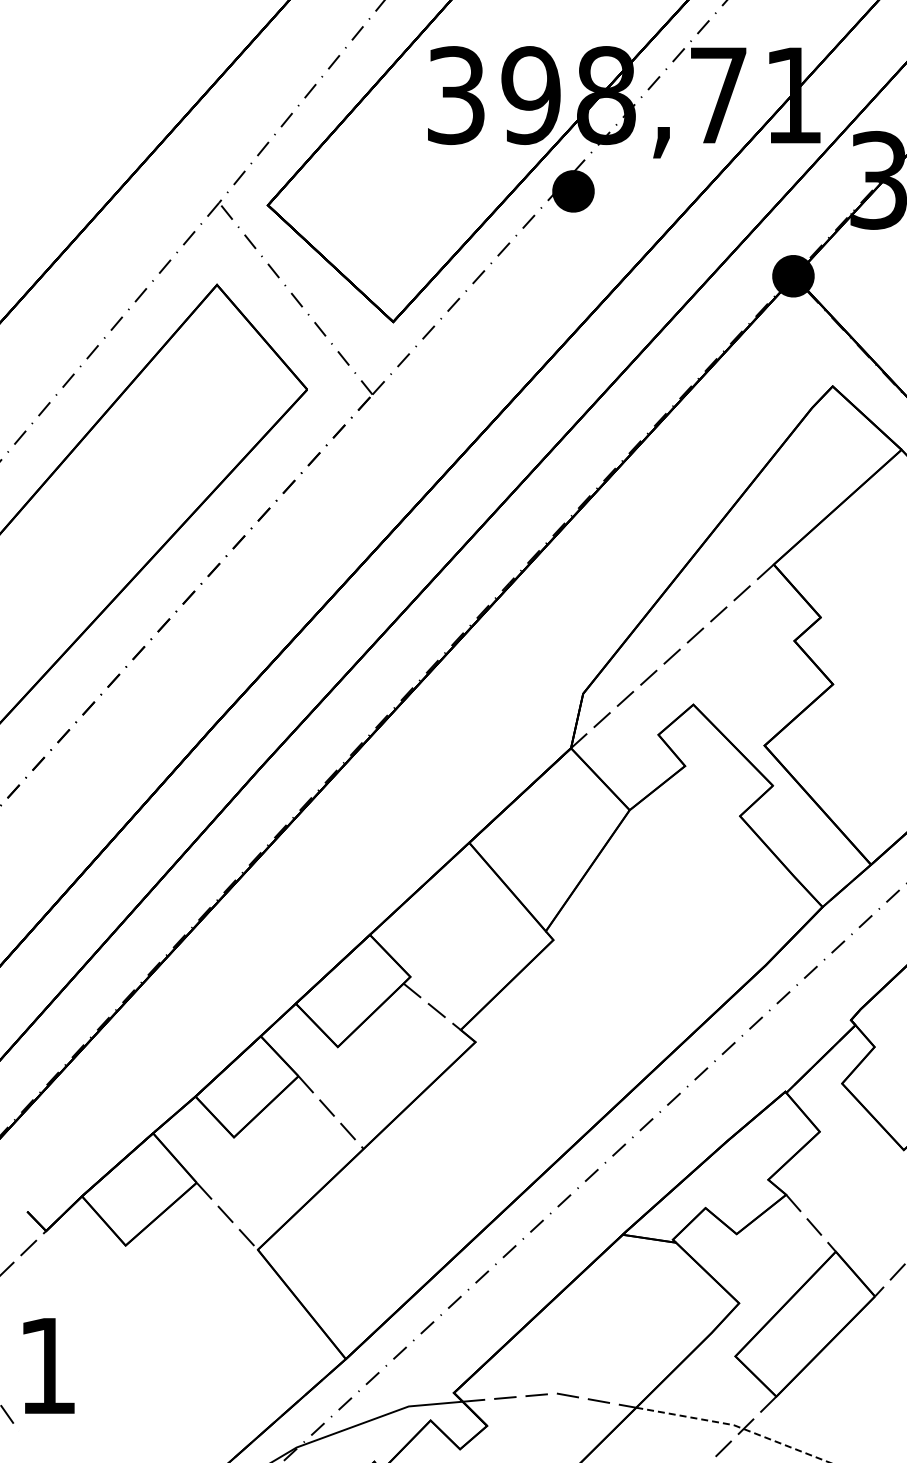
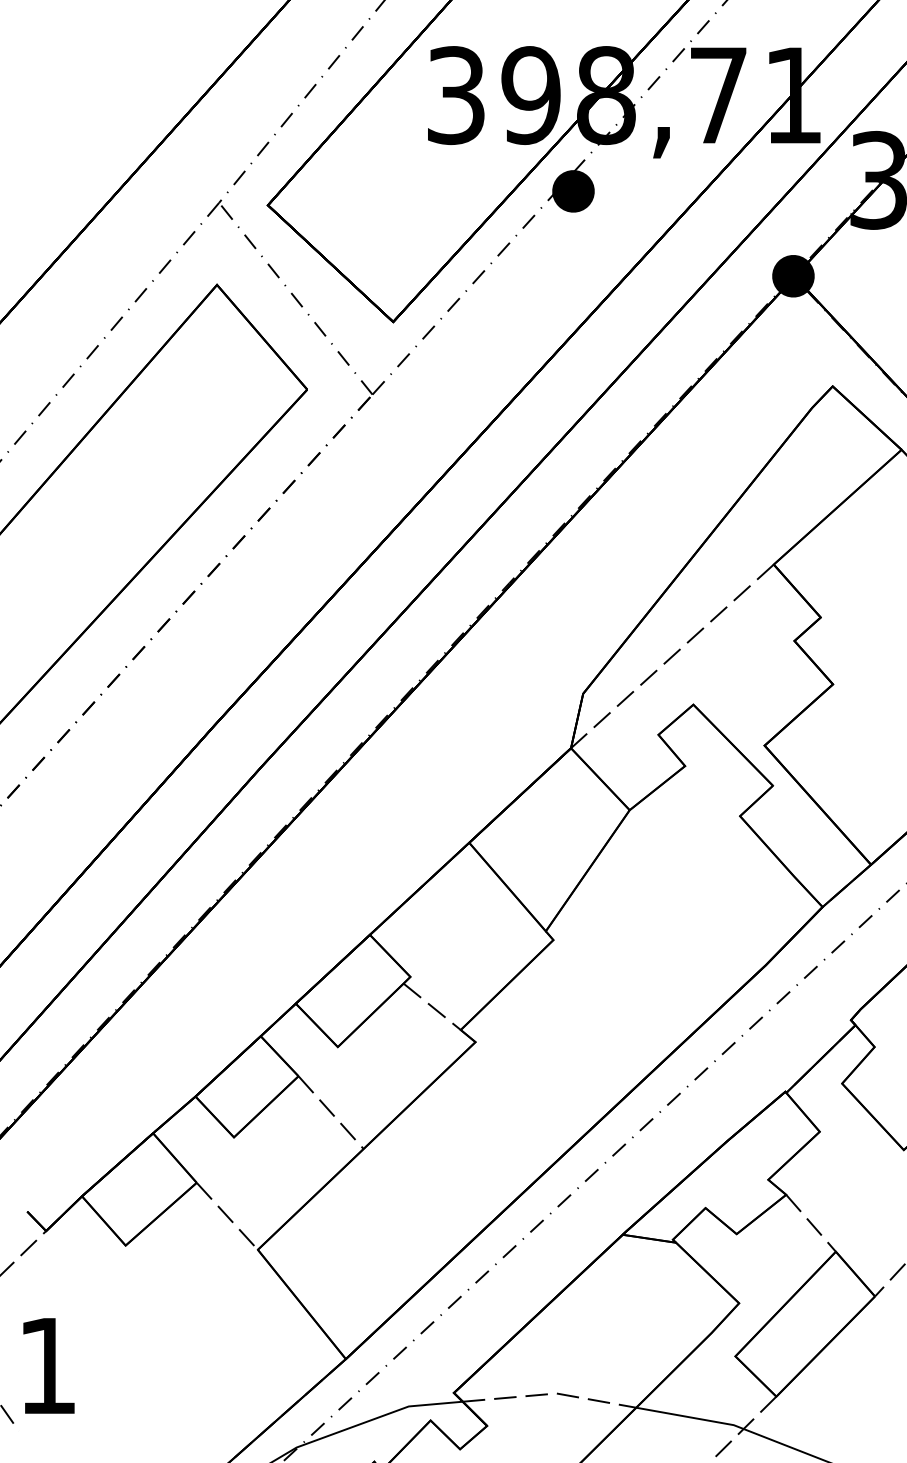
line: dashed -> solid (735, 1425)
